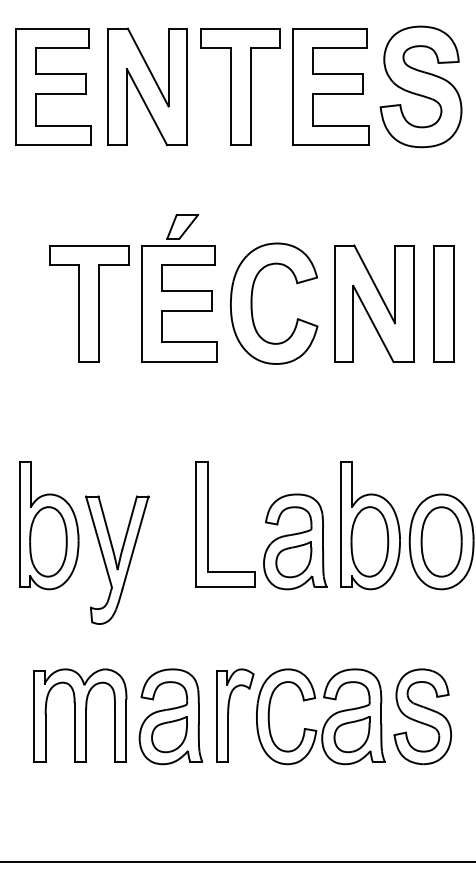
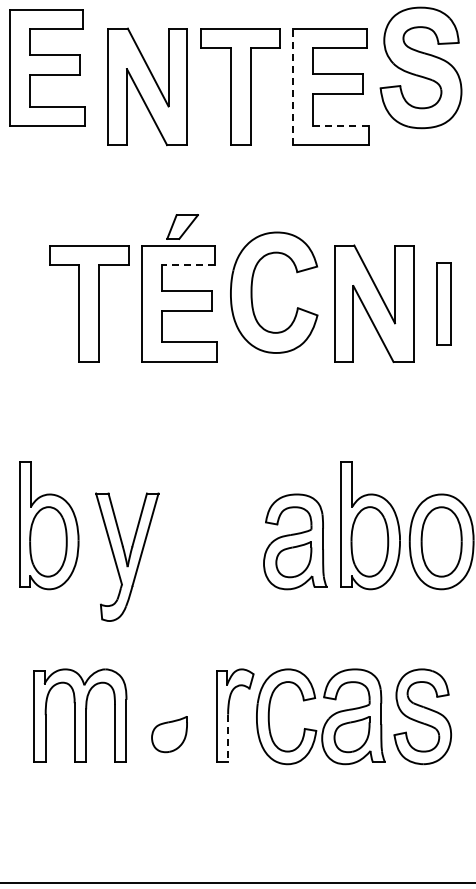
part position: (53, 86) -> (47, 67) (47, 67)
line: solid -> dashed (293, 86)
part position: (420, 86) -> (420, 67) (420, 67)
line: solid -> dashed (341, 125)
line: solid -> dashed (188, 265)
part position: (252, 303) -> (252, 292) (252, 292)
part size: 22x118 px -> 16x84 px (443, 303)
part: present -> none (208, 524)
part position: (117, 559) -> (127, 556) (127, 556)
part: present -> none (170, 716)
line: solid -> dashed (228, 738)
line position: (237, 862) -> (237, 883) (237, 883)
